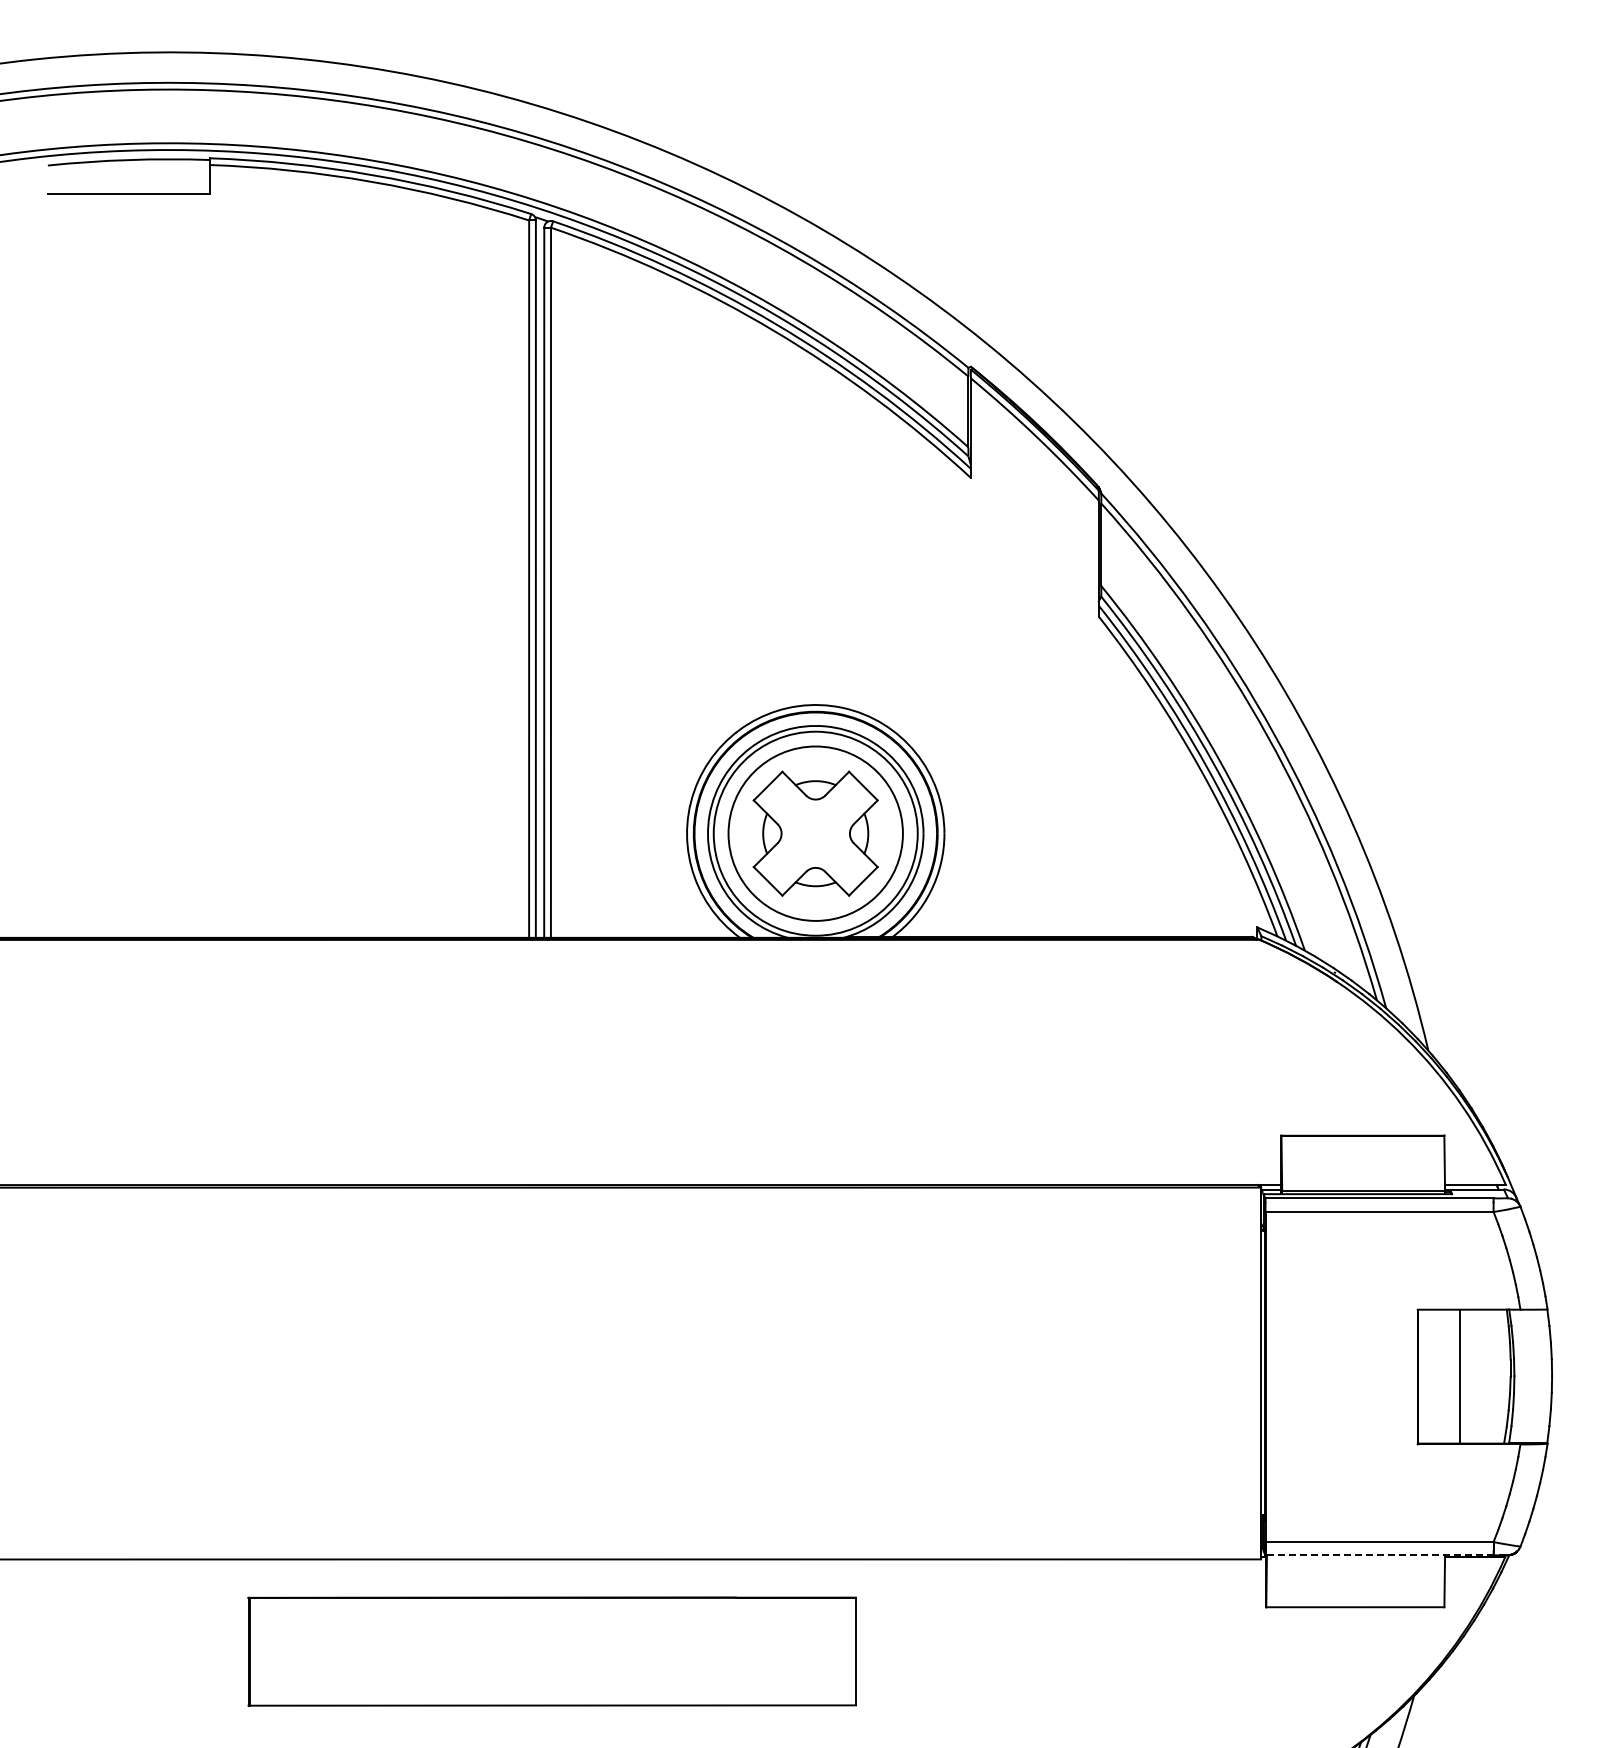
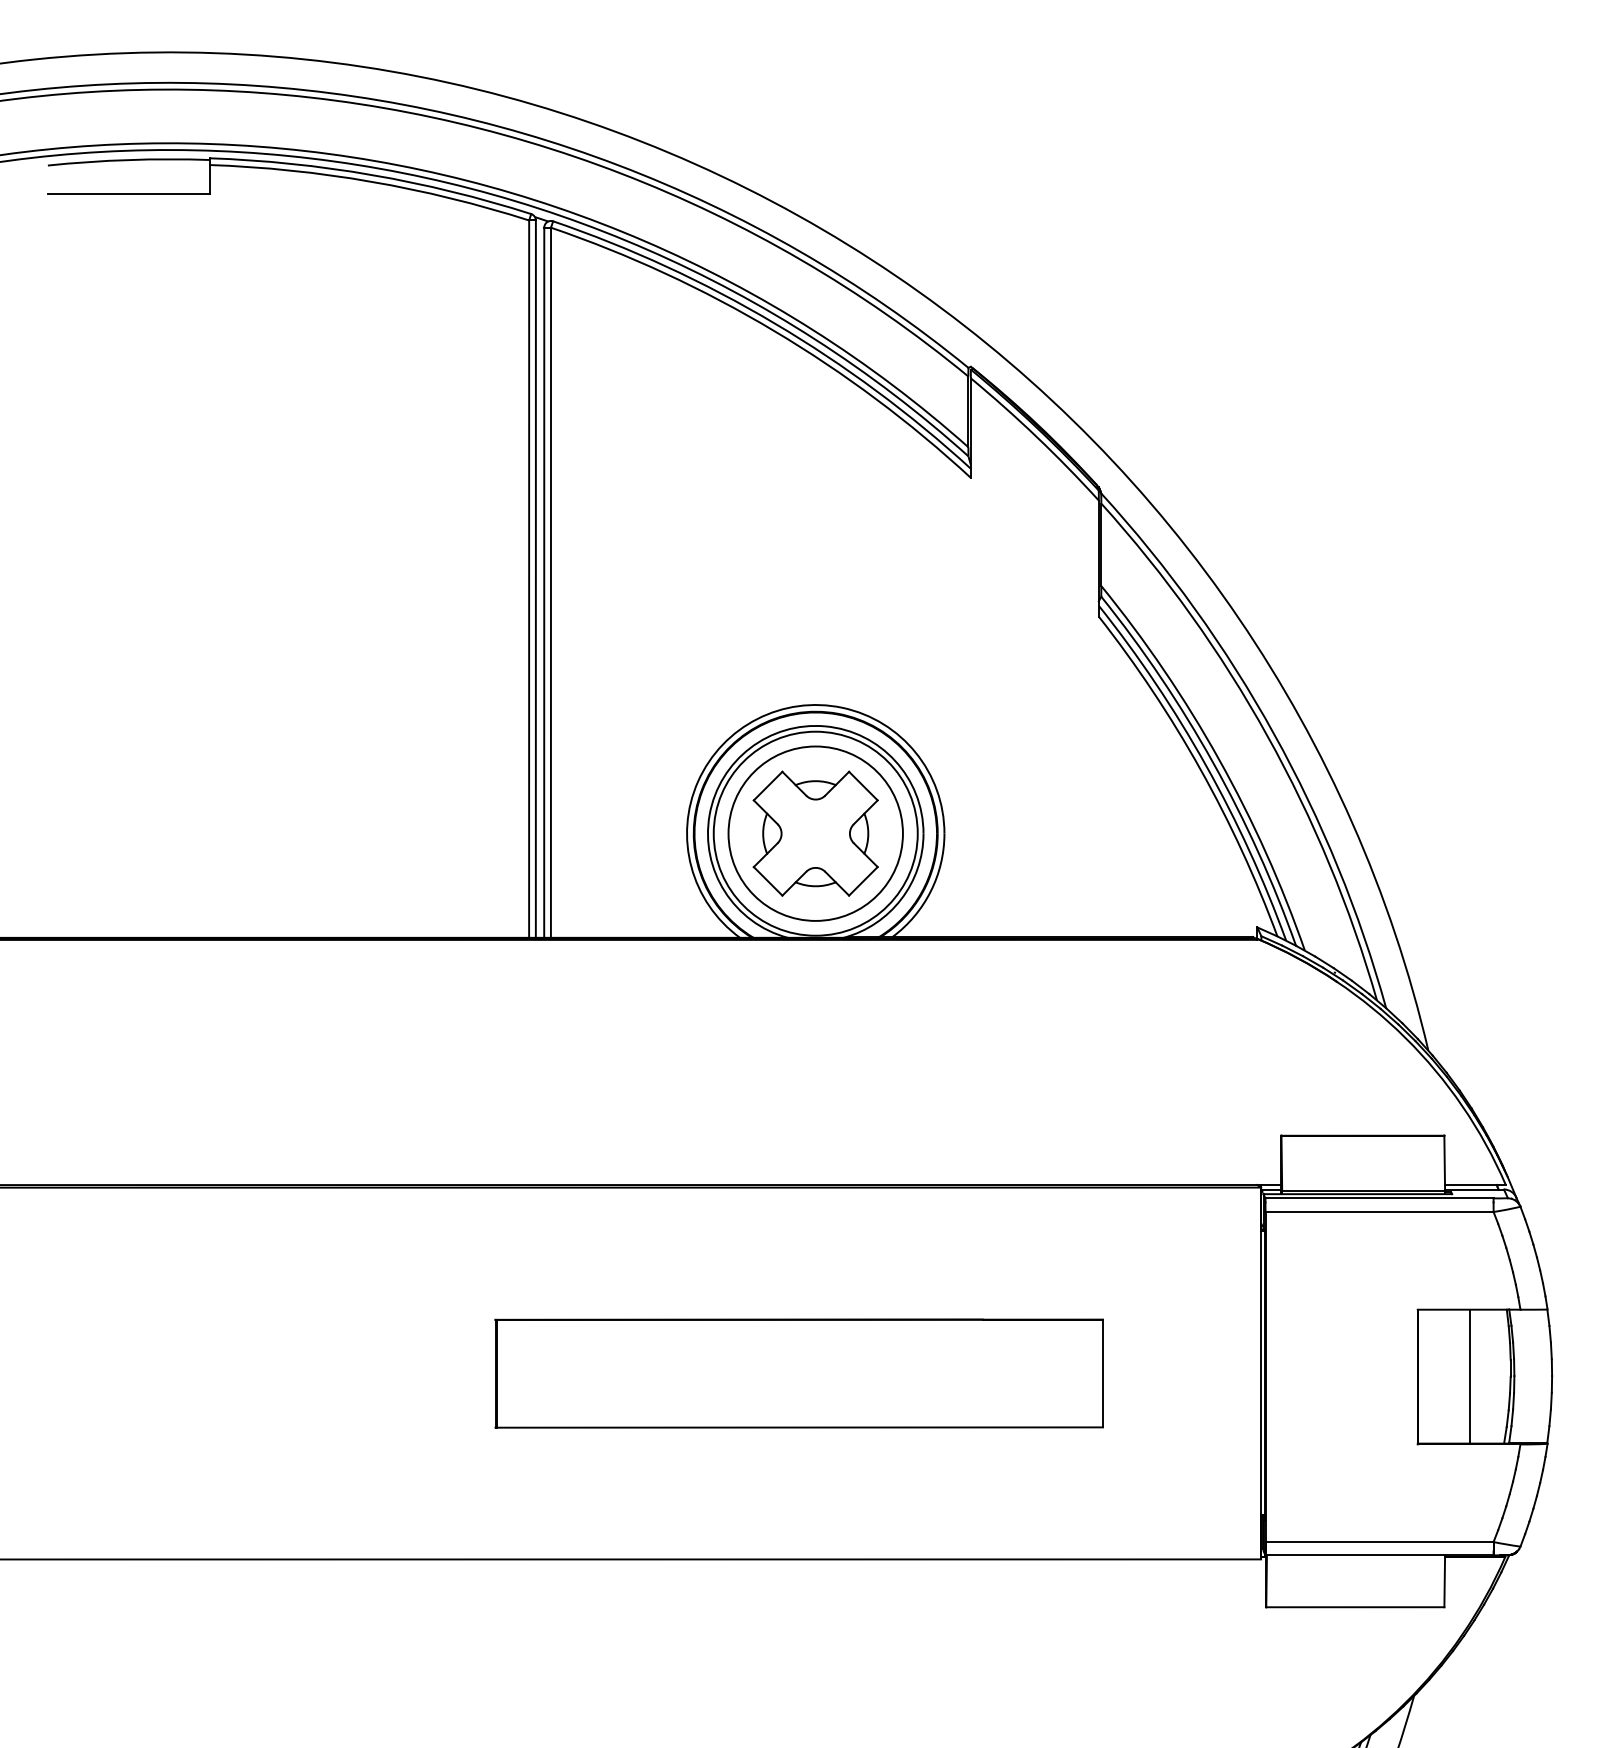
line position: (1460, 1376) -> (1470, 1376) (1470, 1376)
line: dashed -> solid (1378, 1555)
part position: (551, 1651) -> (798, 1373) (798, 1373)
